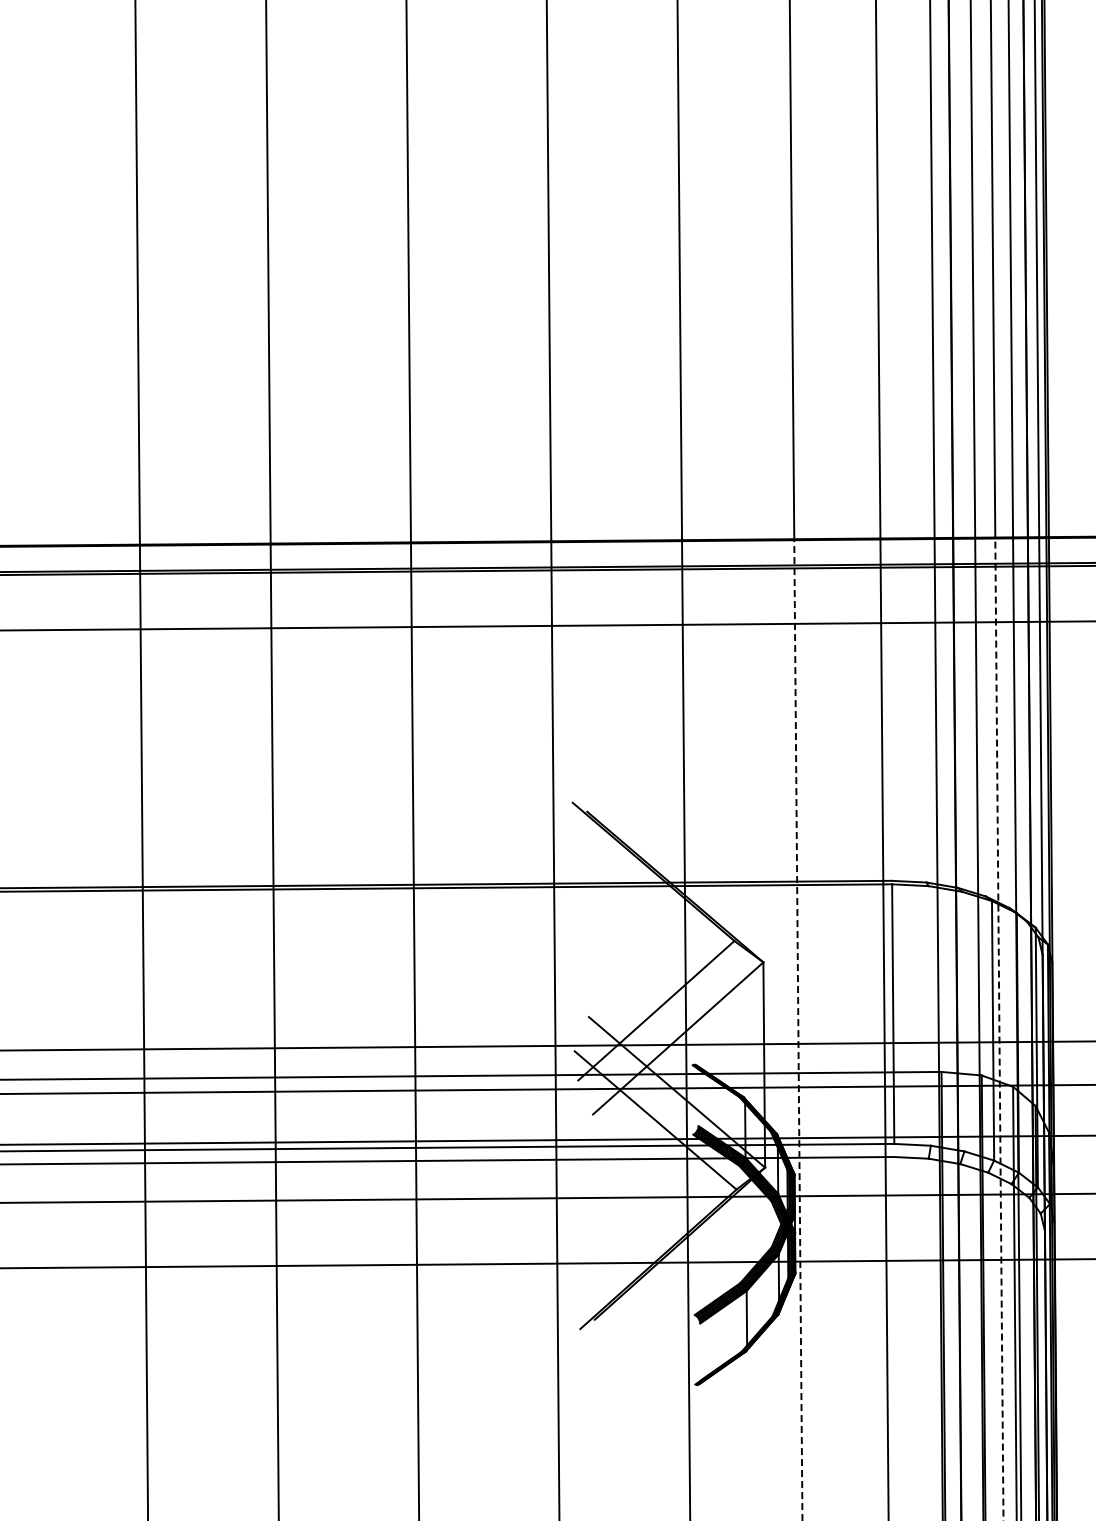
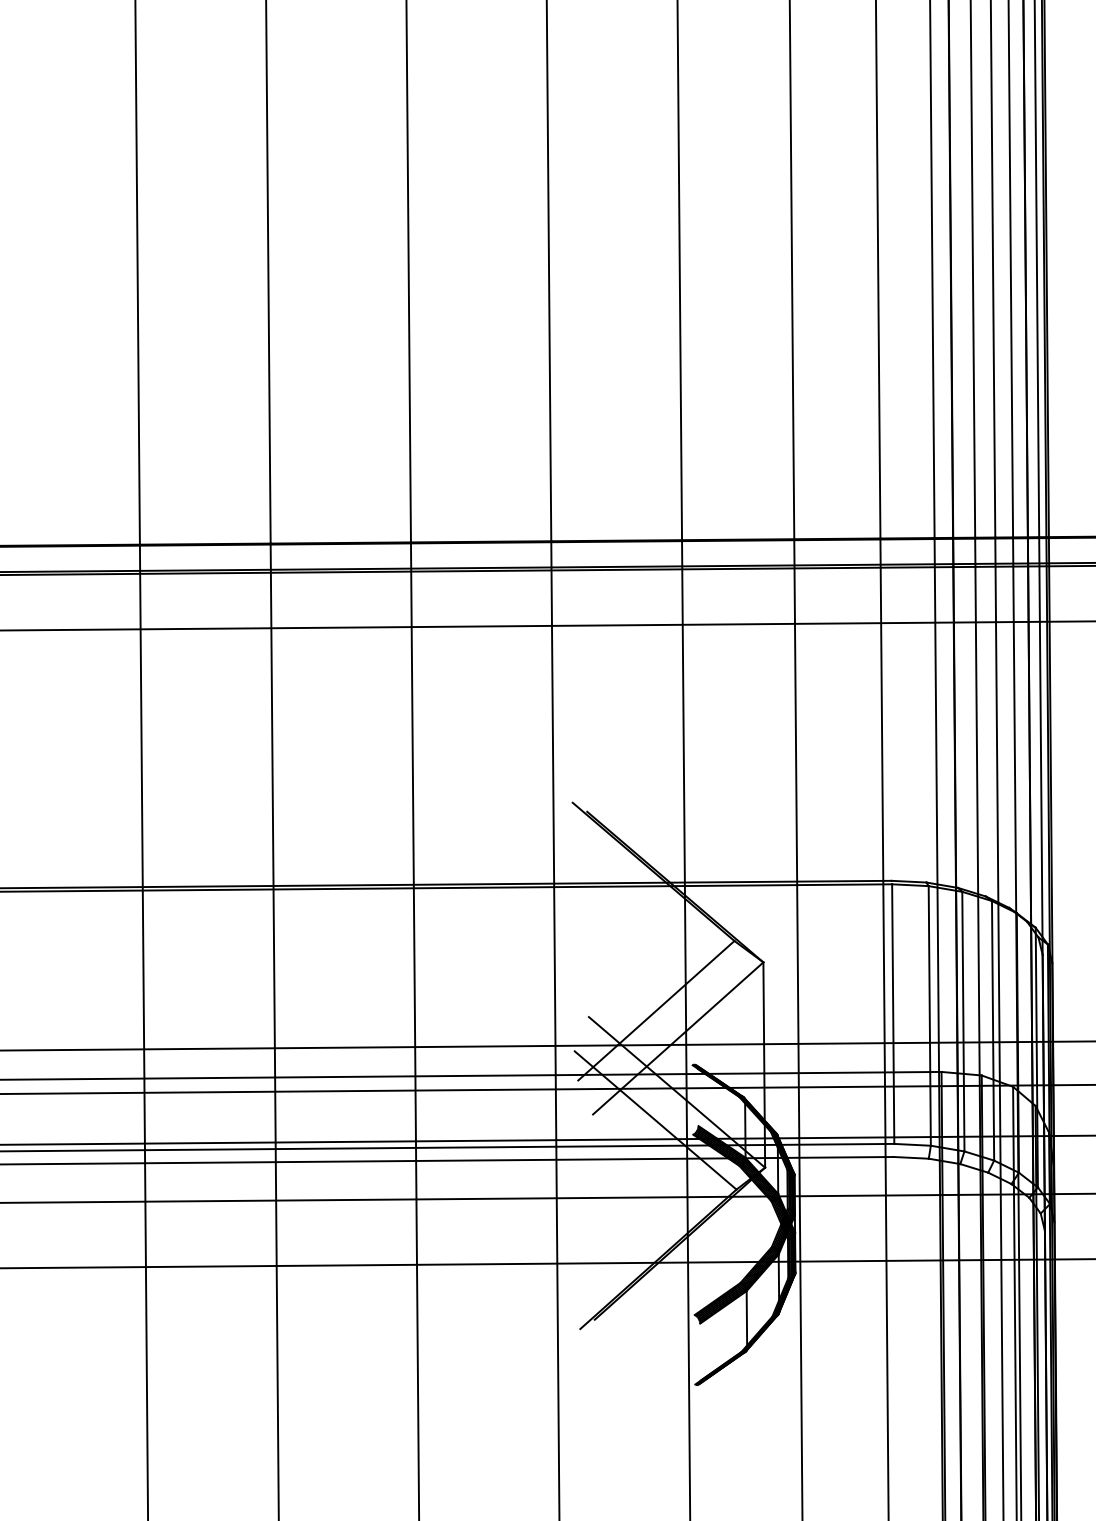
line: none -> present (929, 1015)
line: none -> present (963, 1021)
line: dashed -> solid (999, 1028)
line: dashed -> solid (798, 1029)
